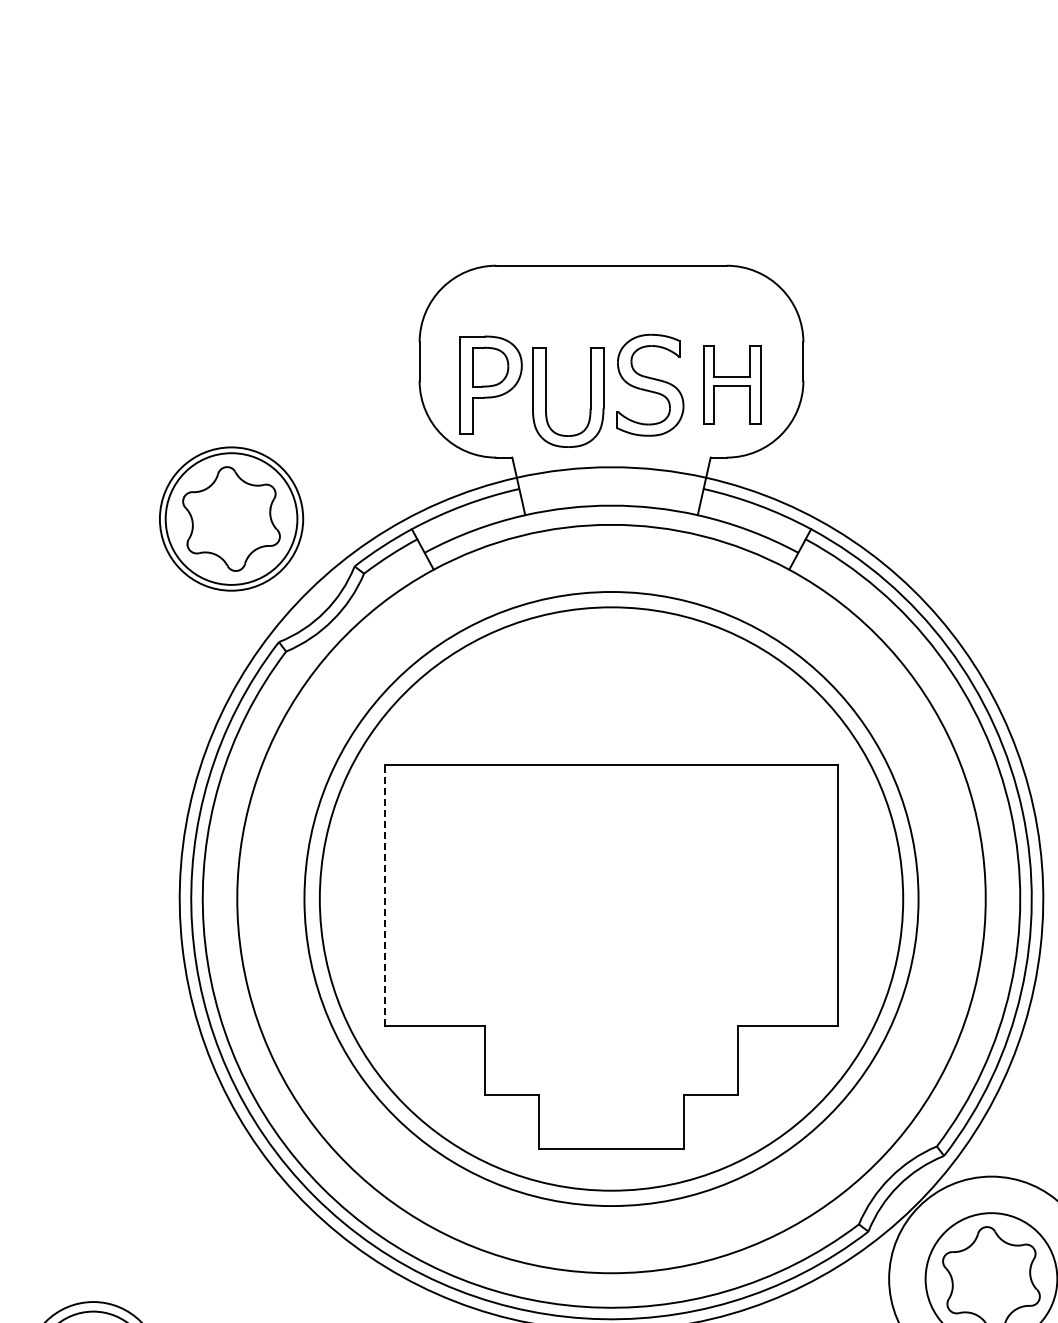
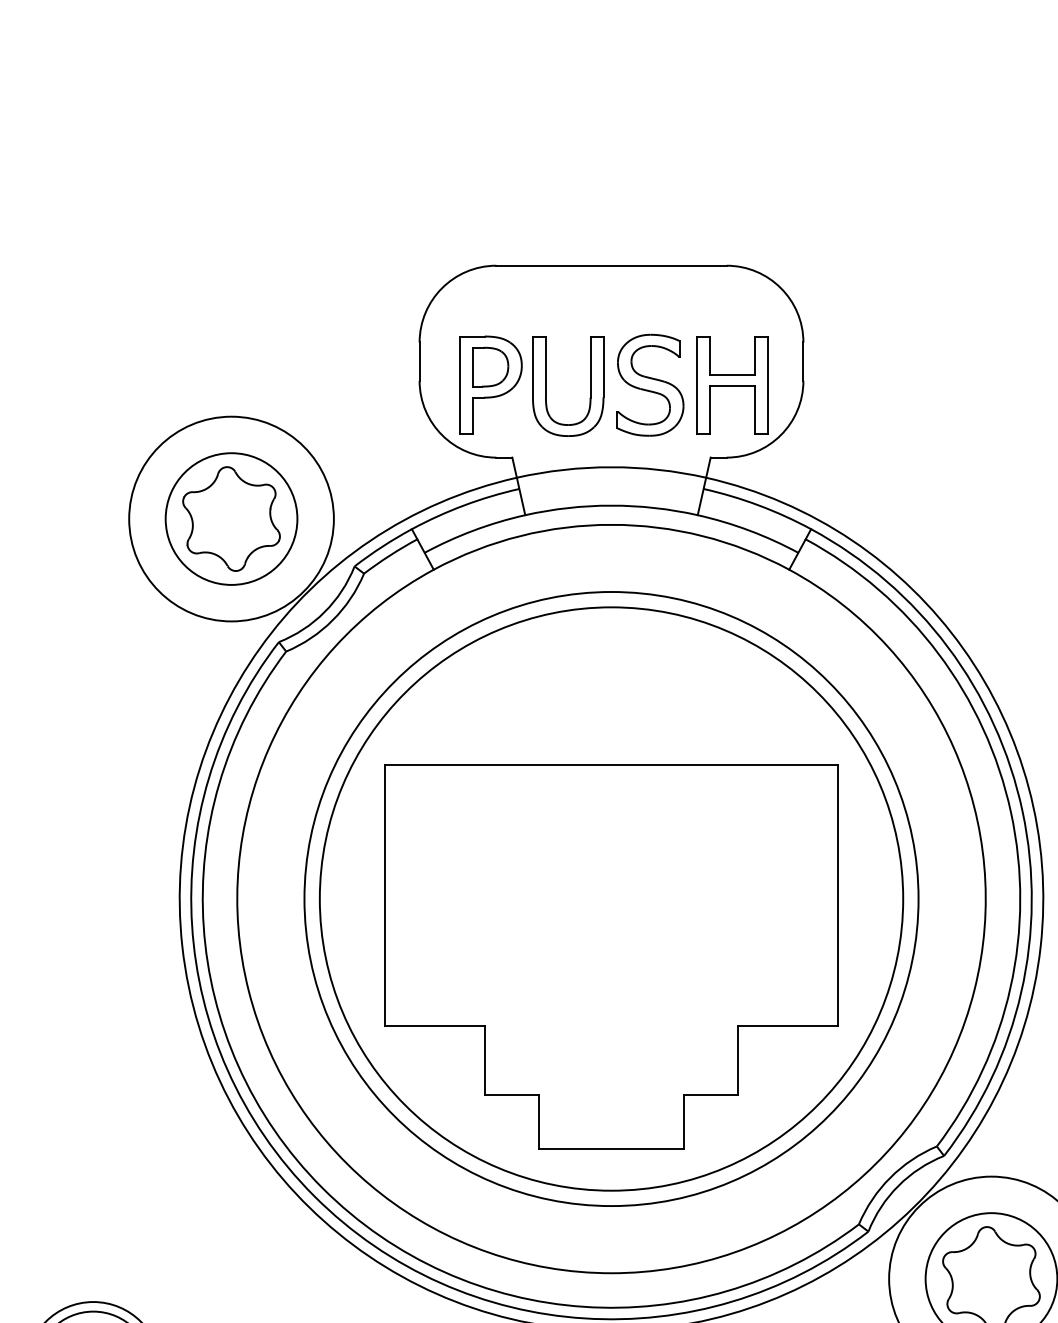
part size: 59x80 px -> 73x99 px (732, 385)
part position: (546, 397) -> (546, 386) (546, 386)
circle diameter: 143 px -> 205 px (231, 518)
line: dashed -> solid (385, 894)
